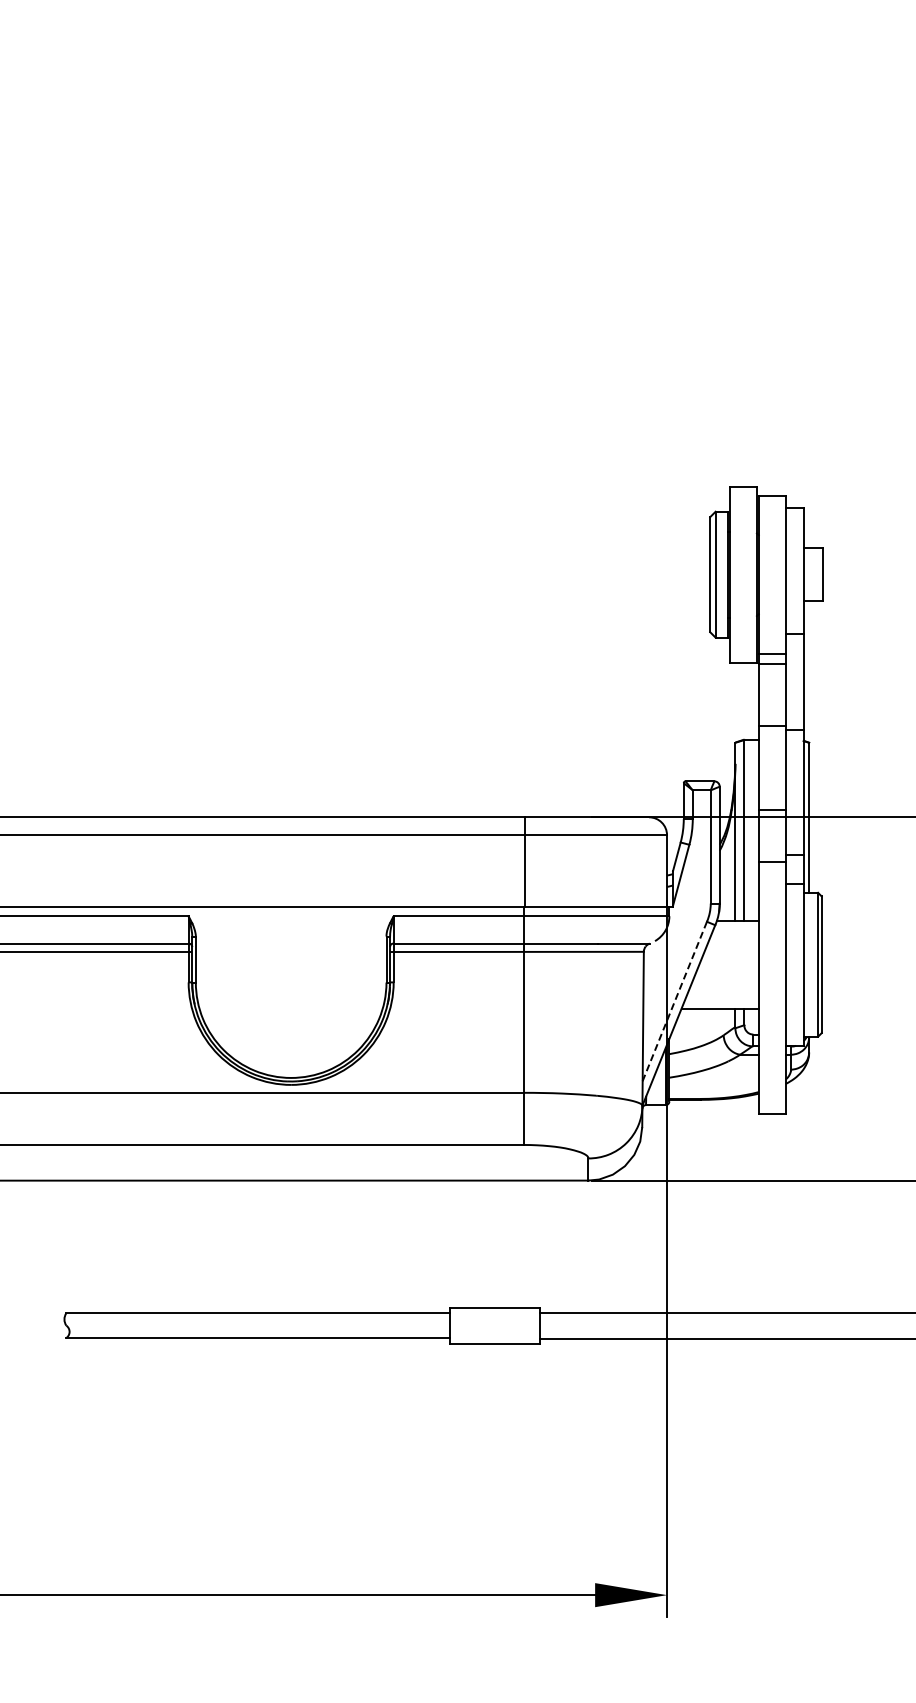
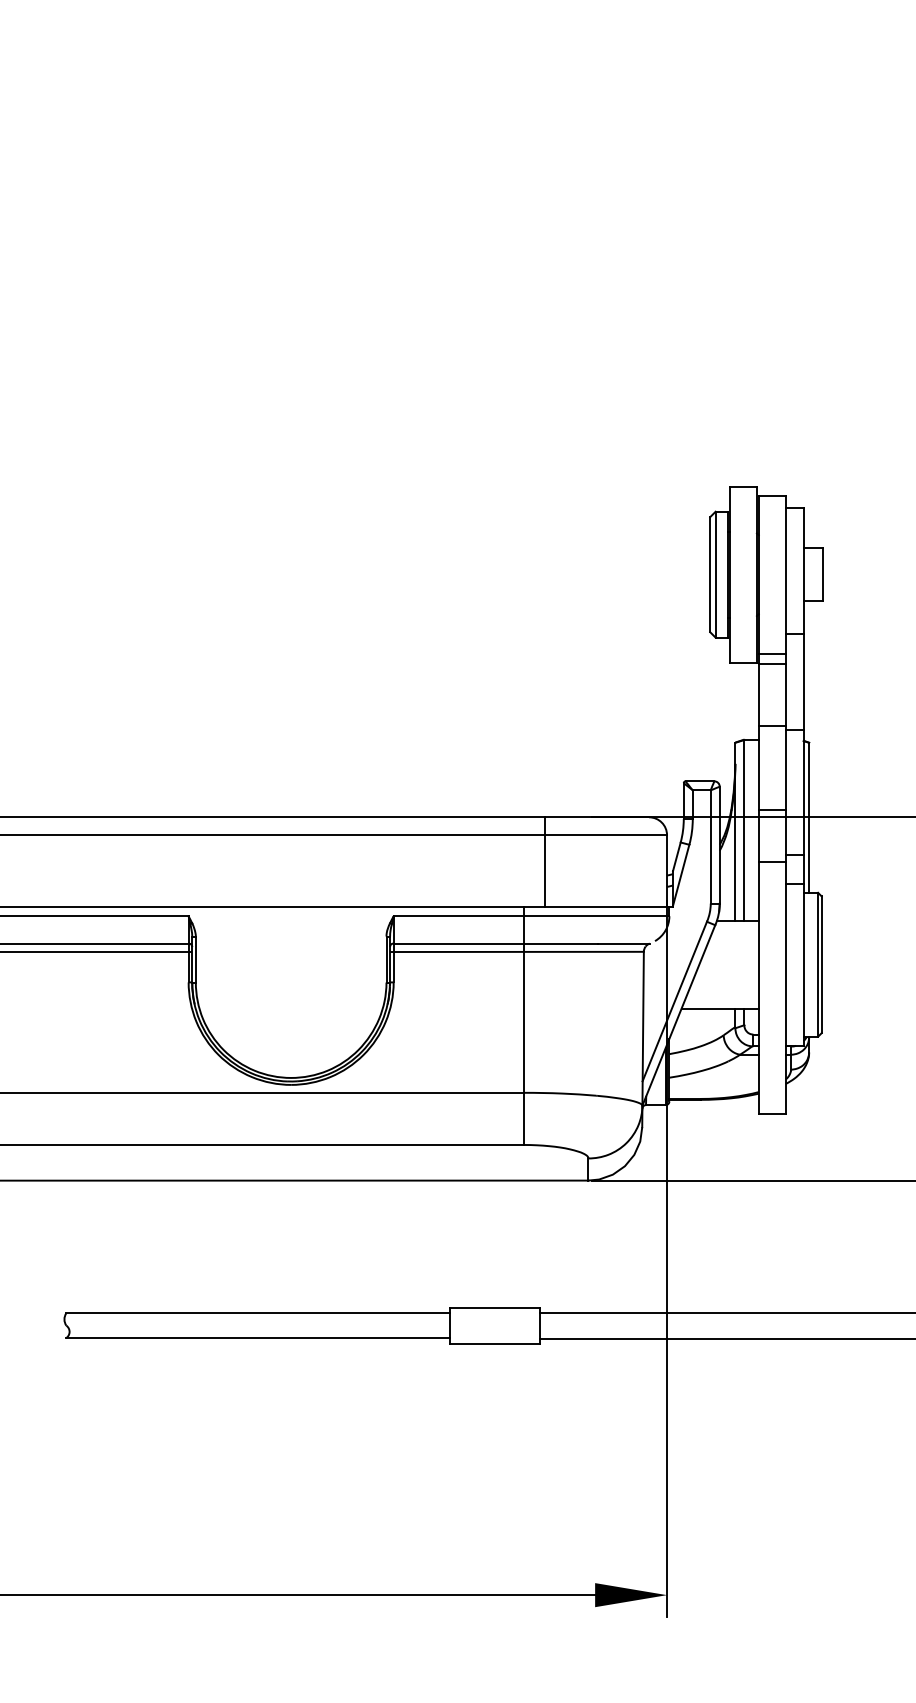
line position: (524, 862) -> (544, 862) (544, 862)
line: dashed -> solid (674, 1001)
